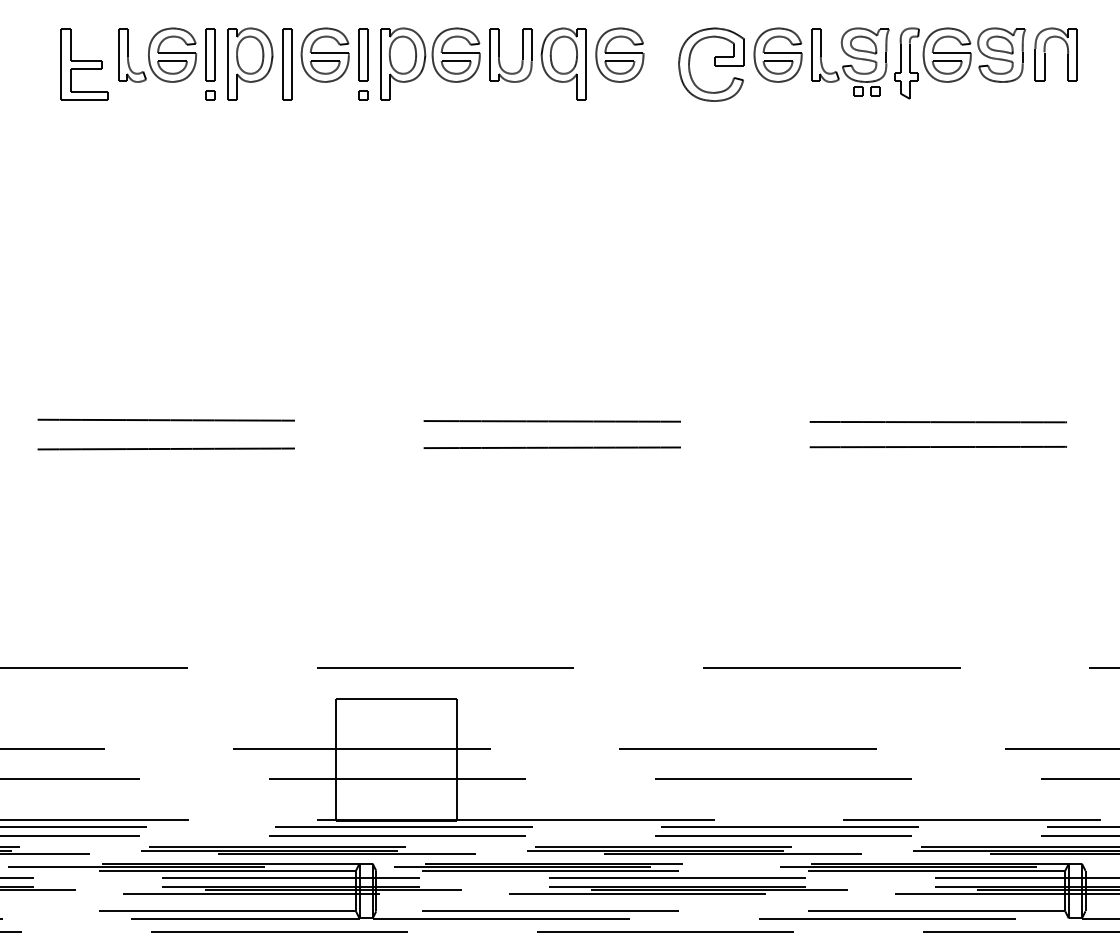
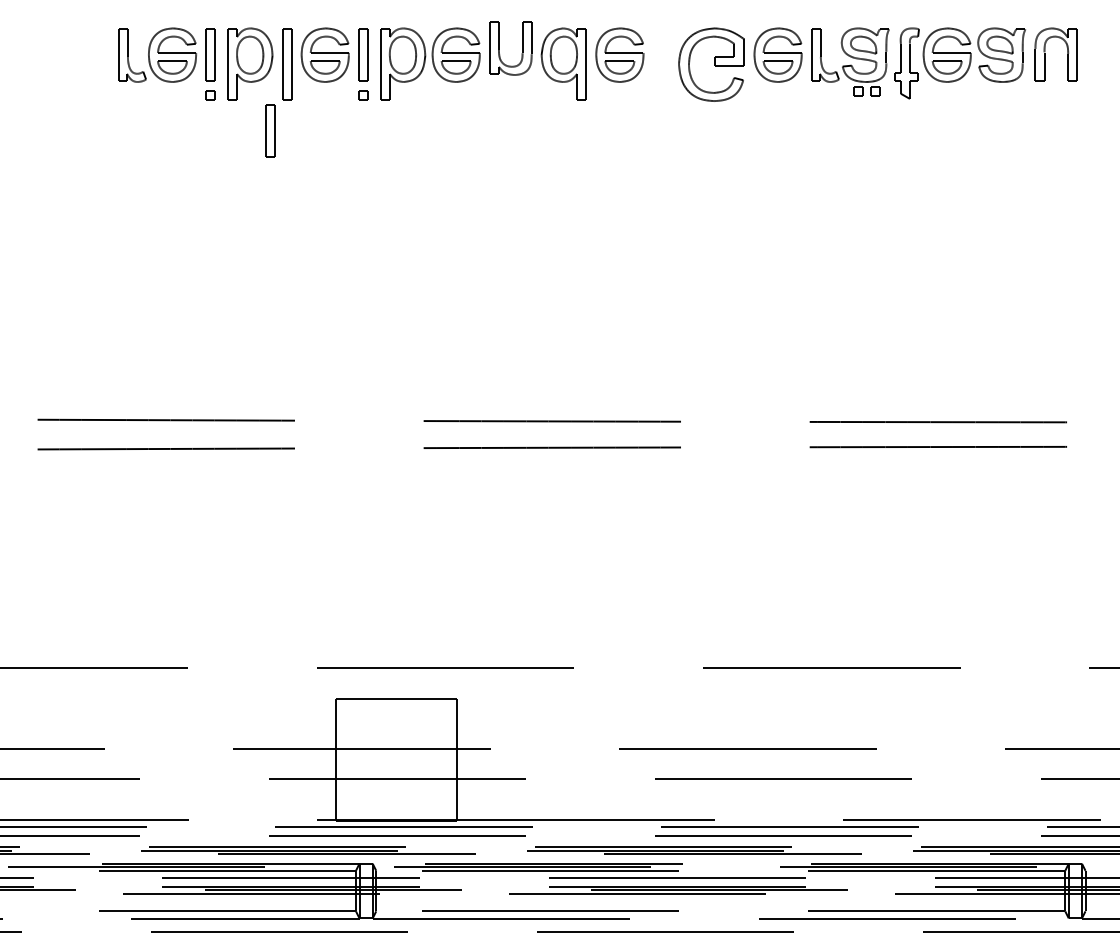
part position: (499, 55) -> (499, 48) (499, 48)
part: present -> none (84, 64)
part: none -> present (270, 130)
